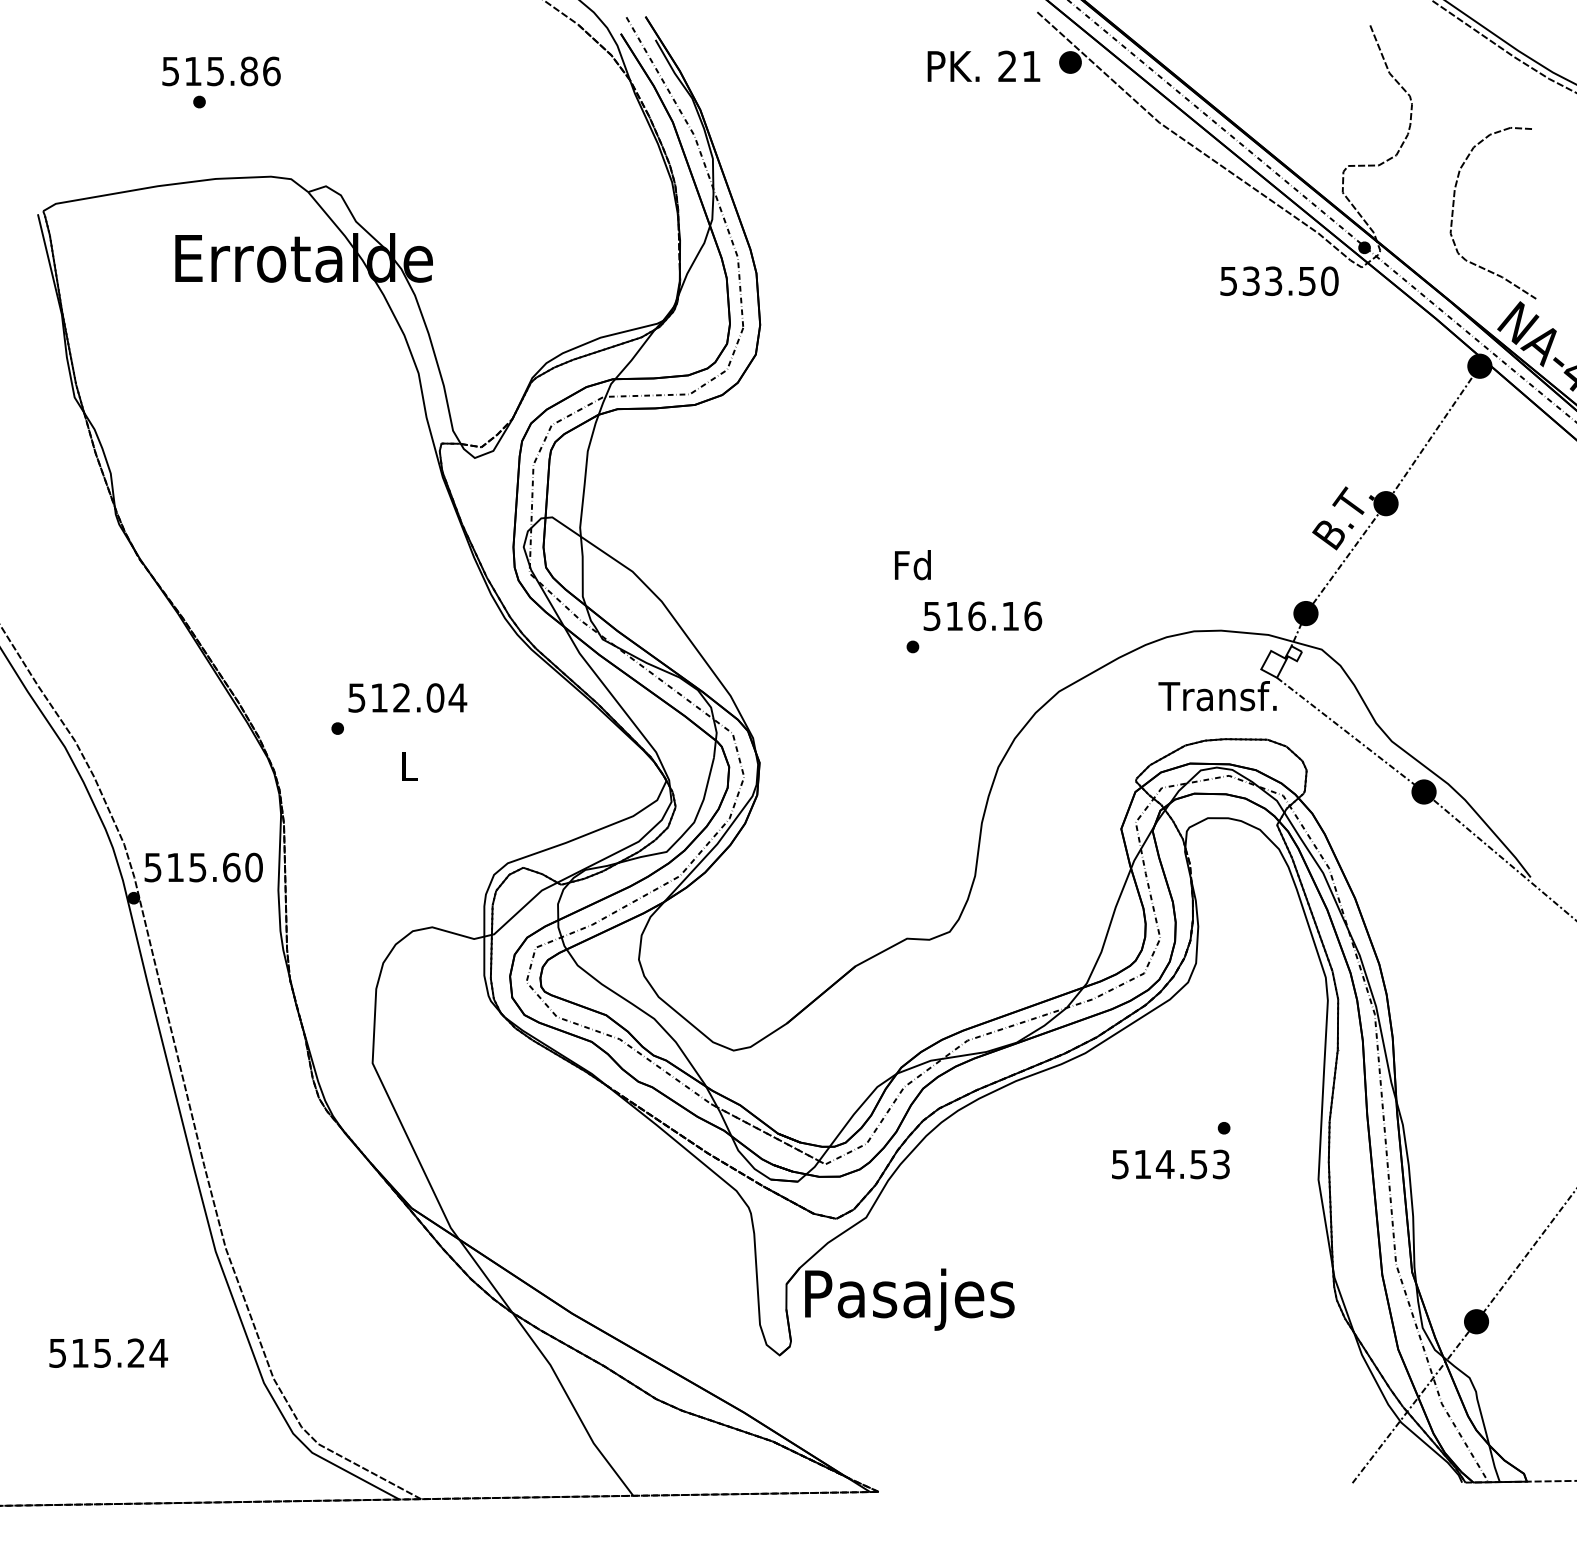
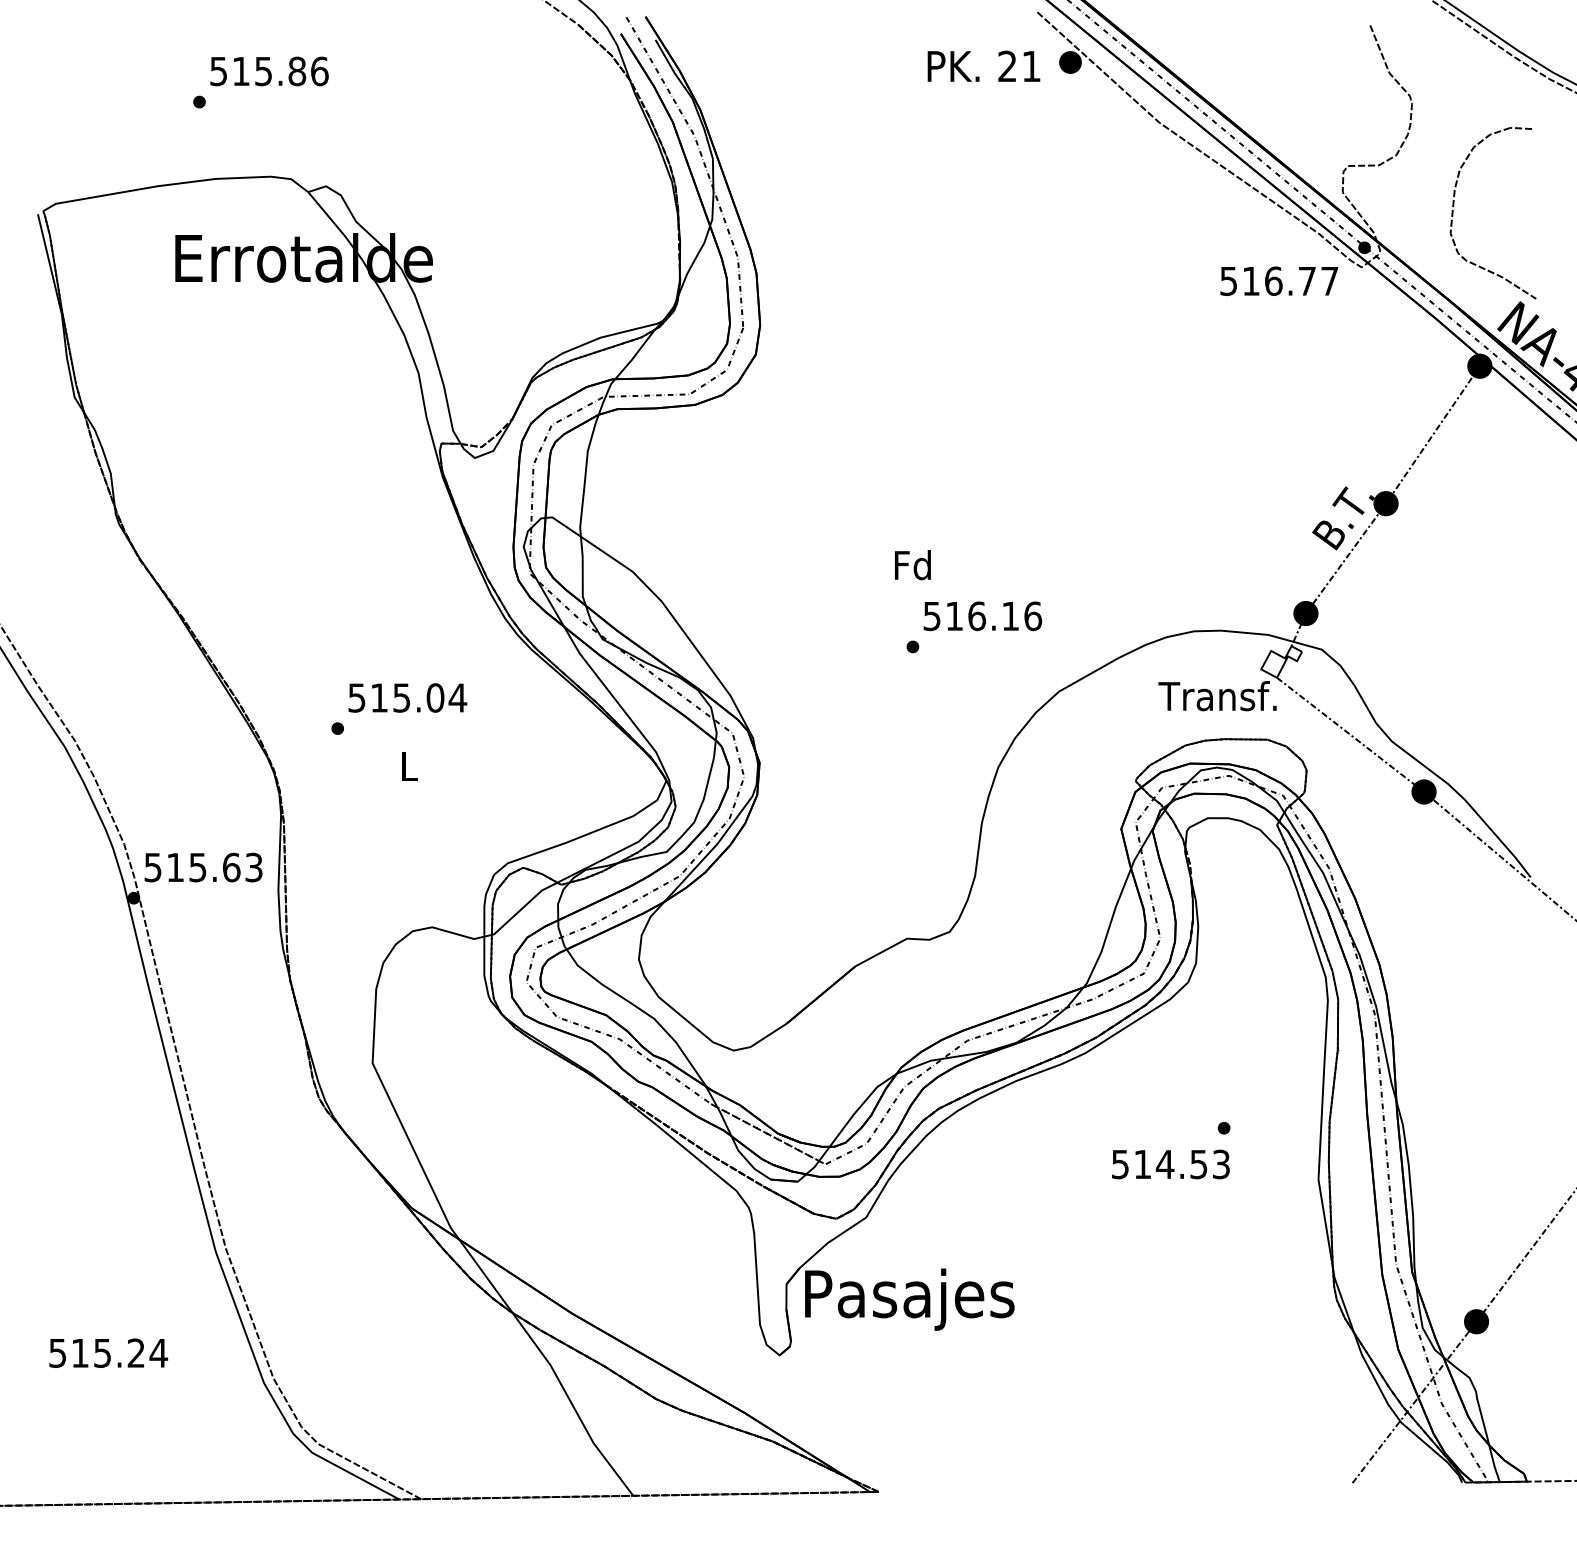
text position: (221, 71) -> (269, 71) (269, 71)
text: 533.50 -> 516.77 (1290, 281)
text: 512.04 -> 515.04 (401, 697)
text: 515.60 -> 515.63 (253, 867)
